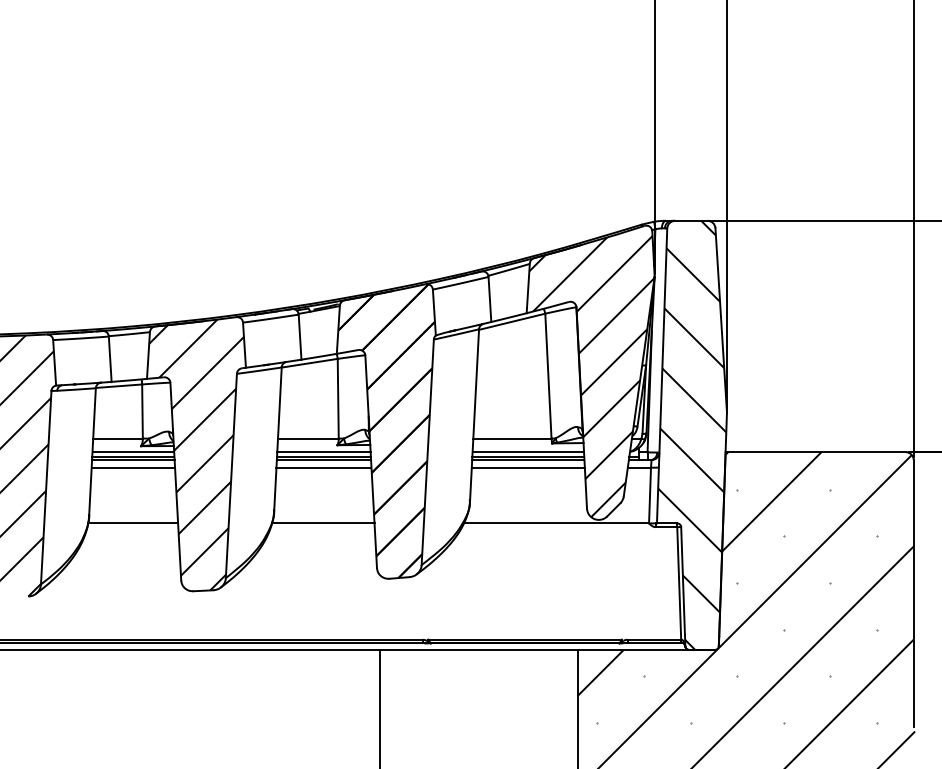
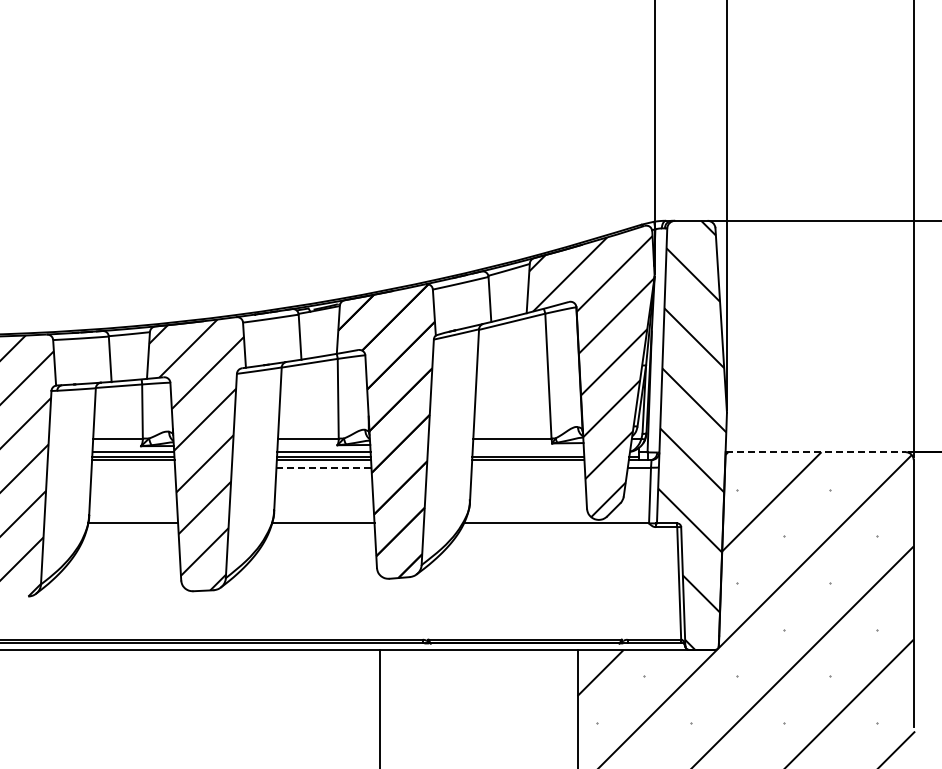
line: present -> none (528, 452)
line: solid -> dashed (816, 452)
line: present -> none (133, 467)
line: solid -> dashed (323, 467)
line: present -> none (527, 467)
